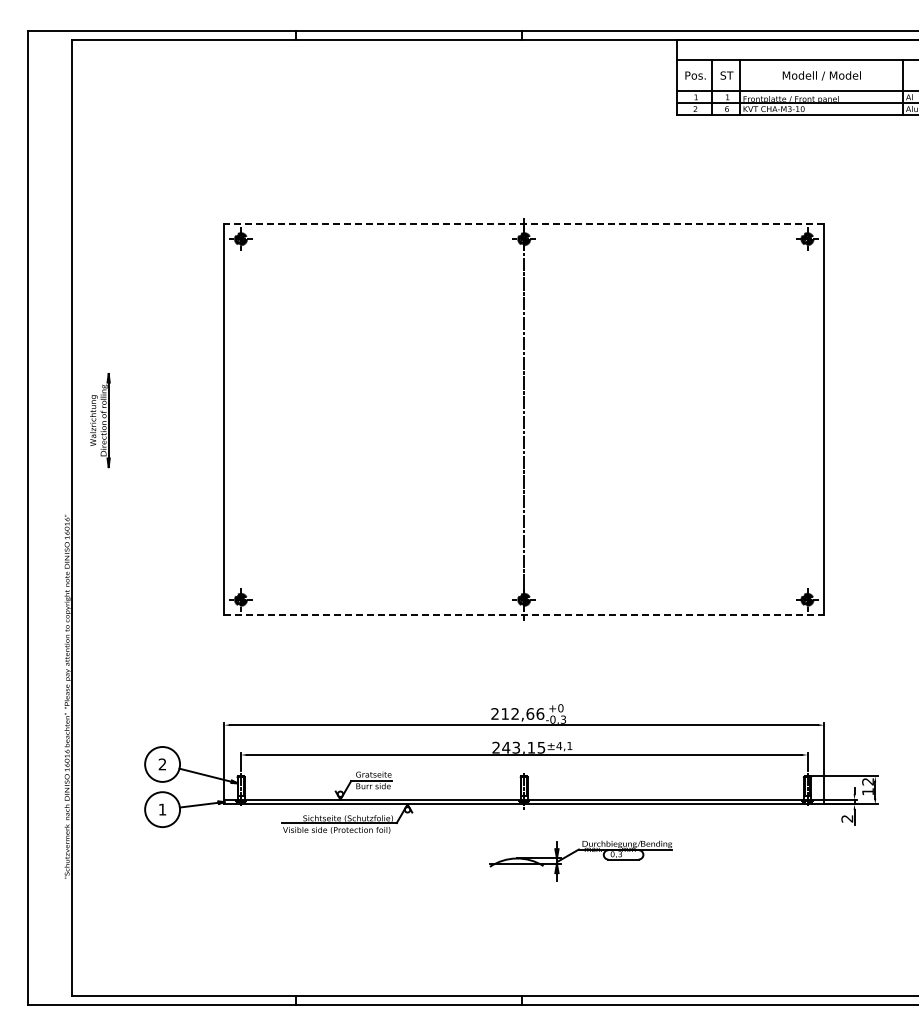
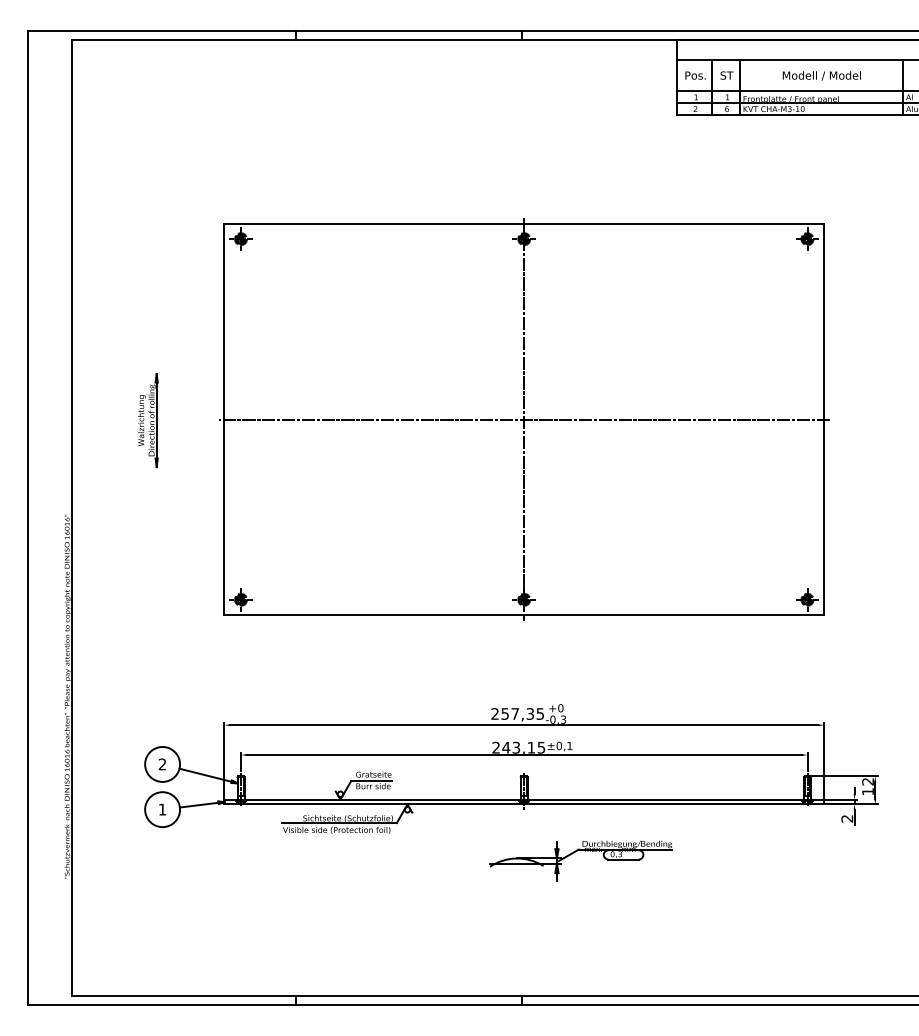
line: dashed -> solid (524, 223)
line: none -> present (523, 419)
part position: (100, 420) -> (148, 420) (148, 420)
line: dashed -> solid (524, 615)
text: 212,66 -> 257,35 (522, 713)
text: ±4,1 -> ±0,1 (559, 745)
